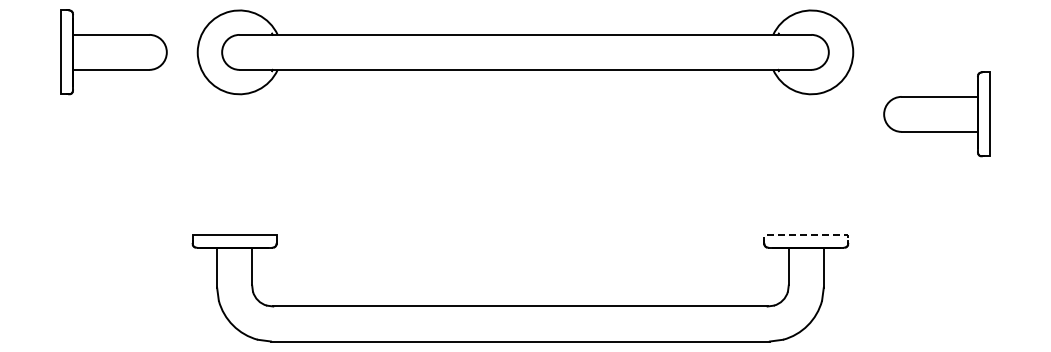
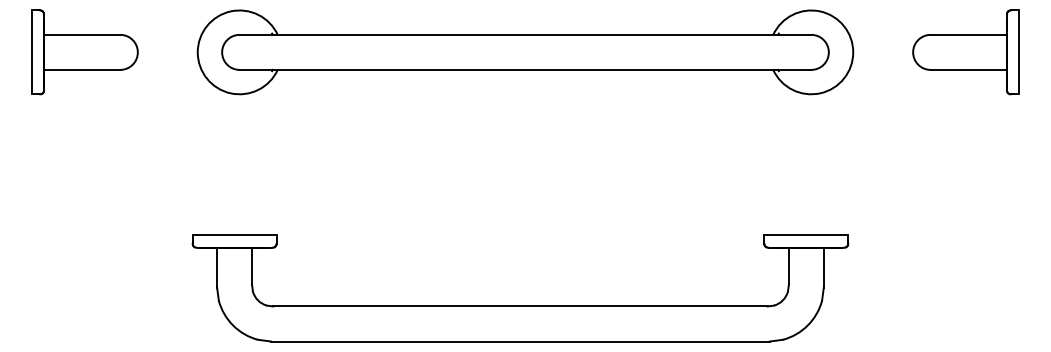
part position: (113, 52) -> (84, 52) (84, 52)
part position: (936, 114) -> (965, 52) (965, 52)
line: dashed -> solid (806, 235)
